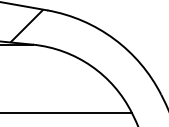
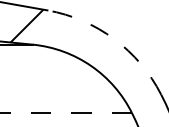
arc: solid -> dashed (114, 39)
line: solid -> dashed (66, 113)
